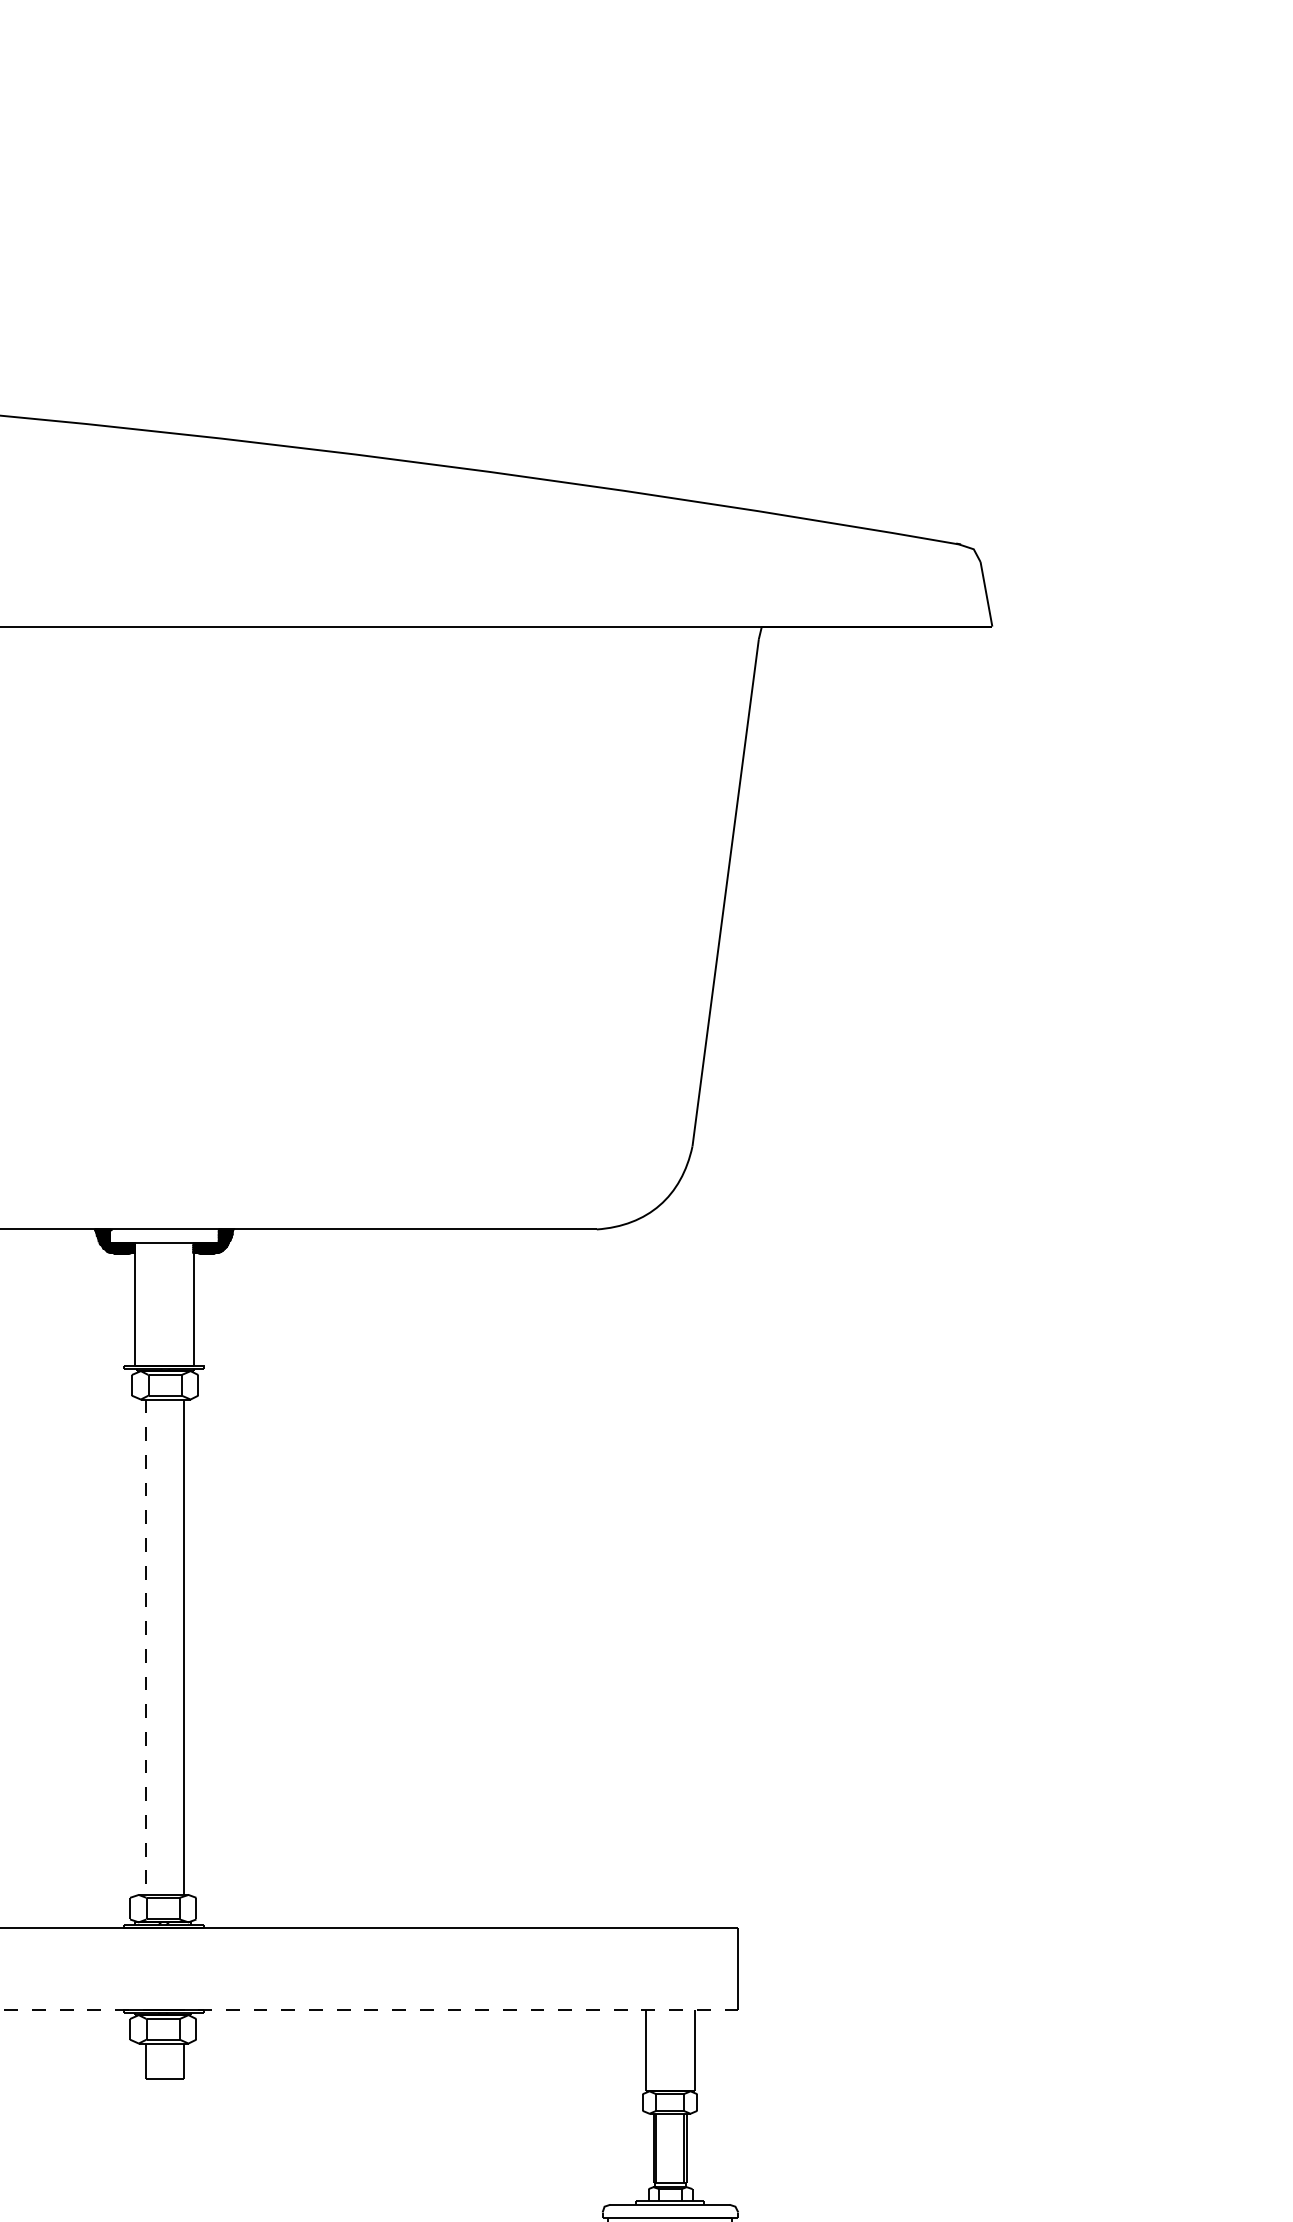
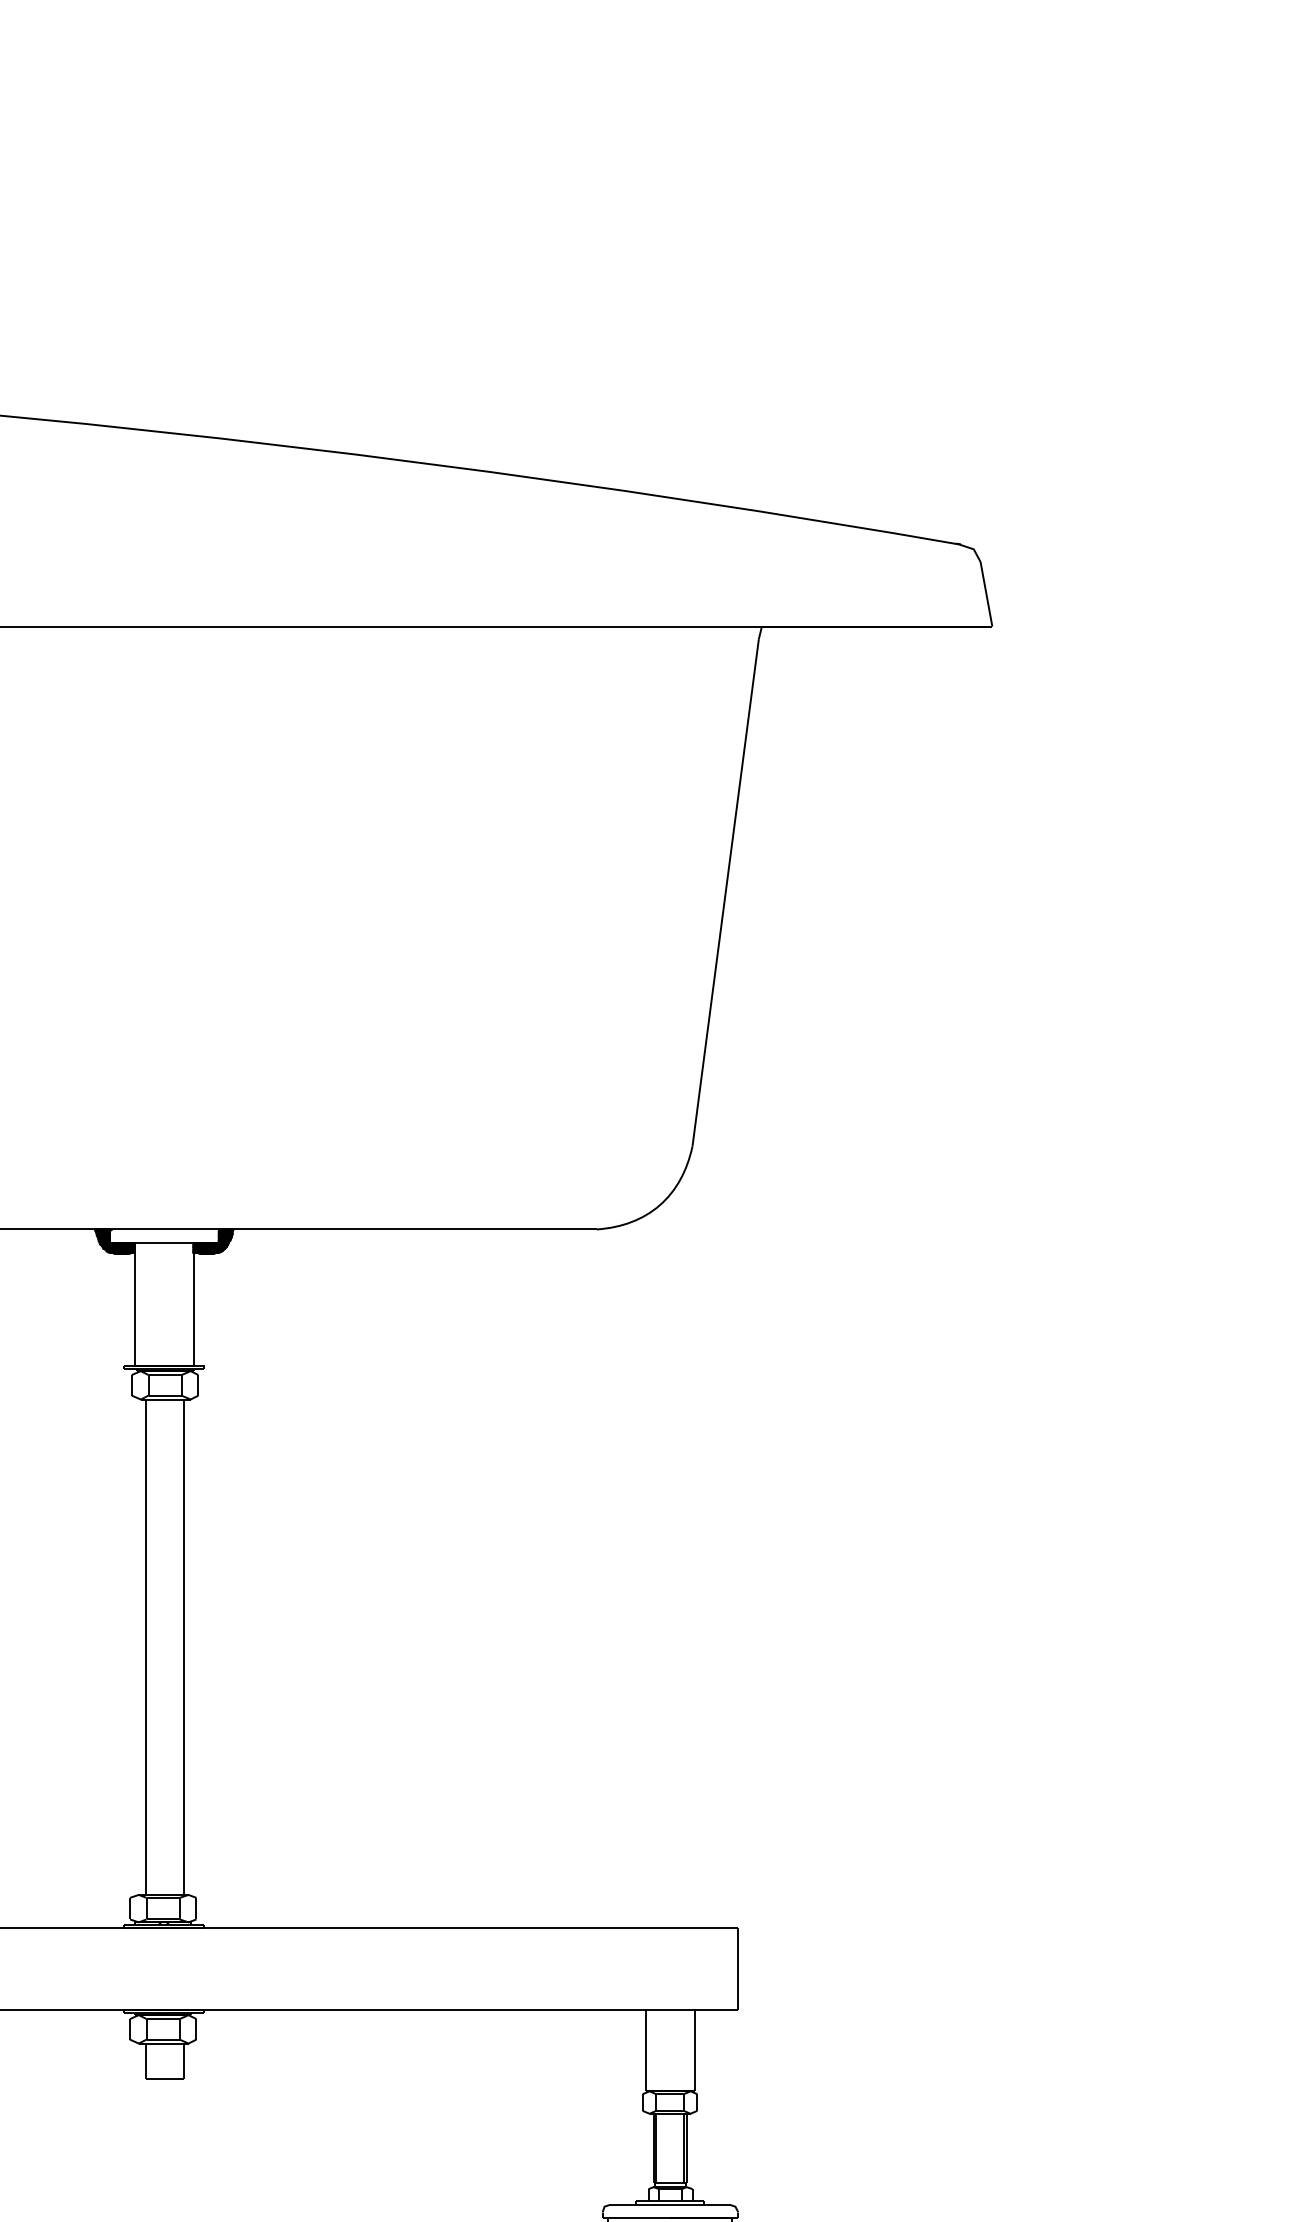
line: dashed -> solid (145, 1647)
line: dashed -> solid (369, 2010)
